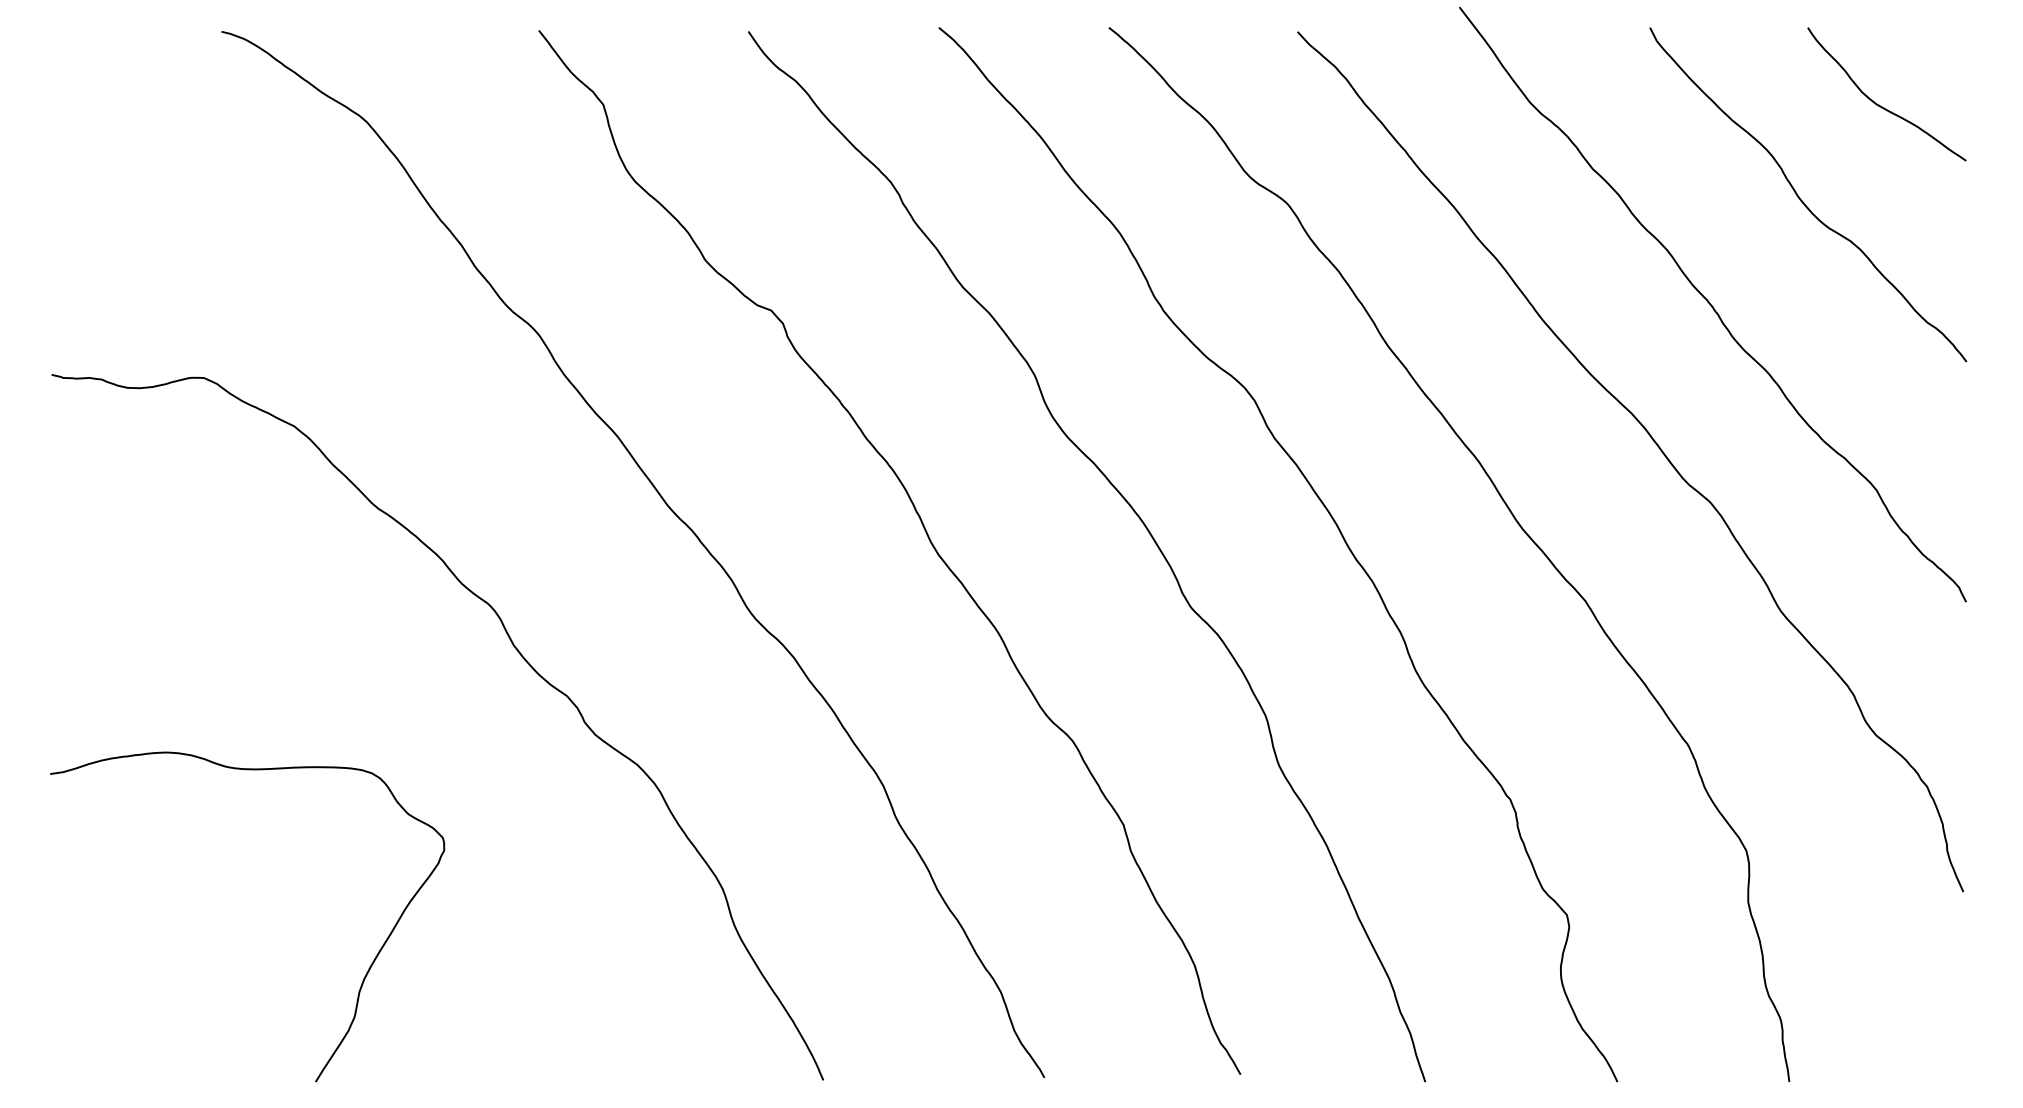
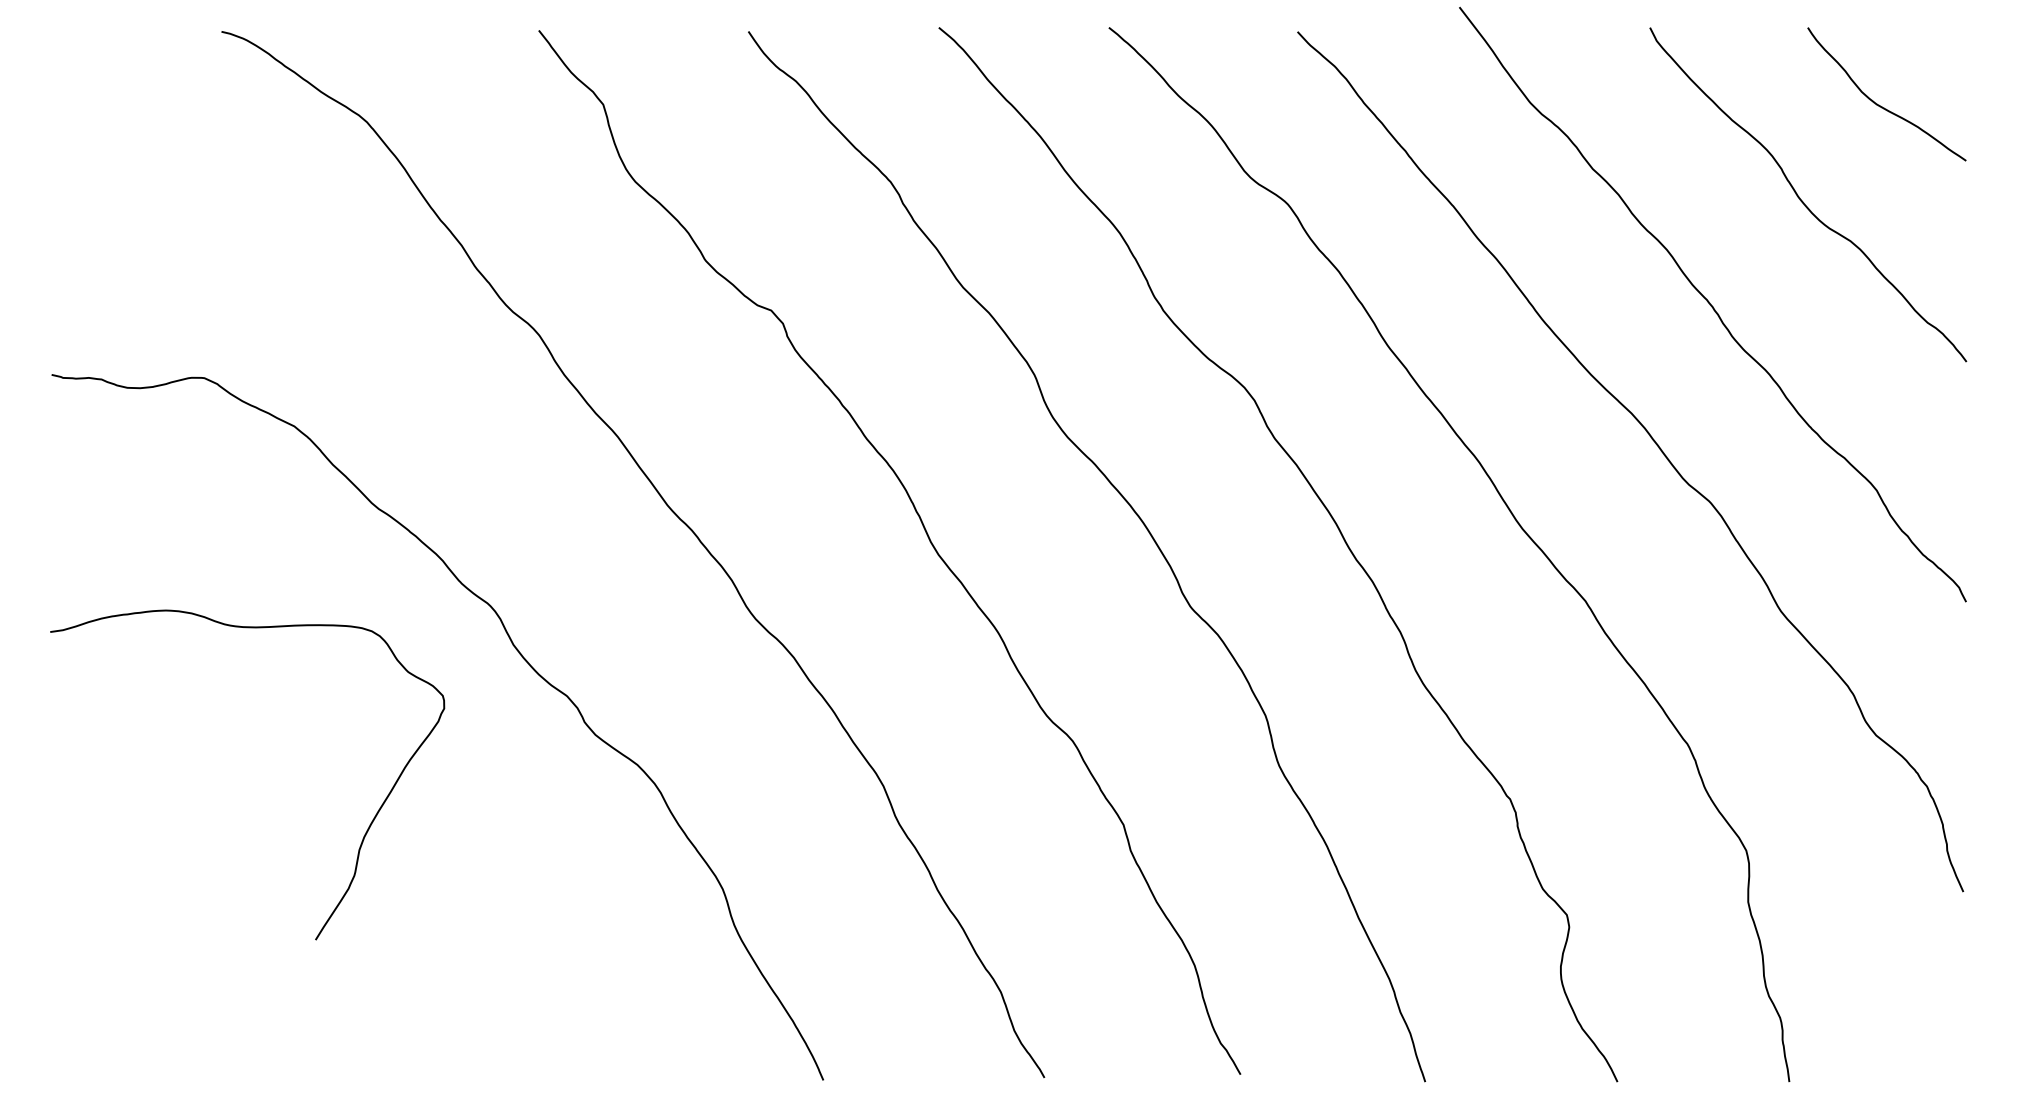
curve position: (365, 974) -> (365, 832) (365, 832)
